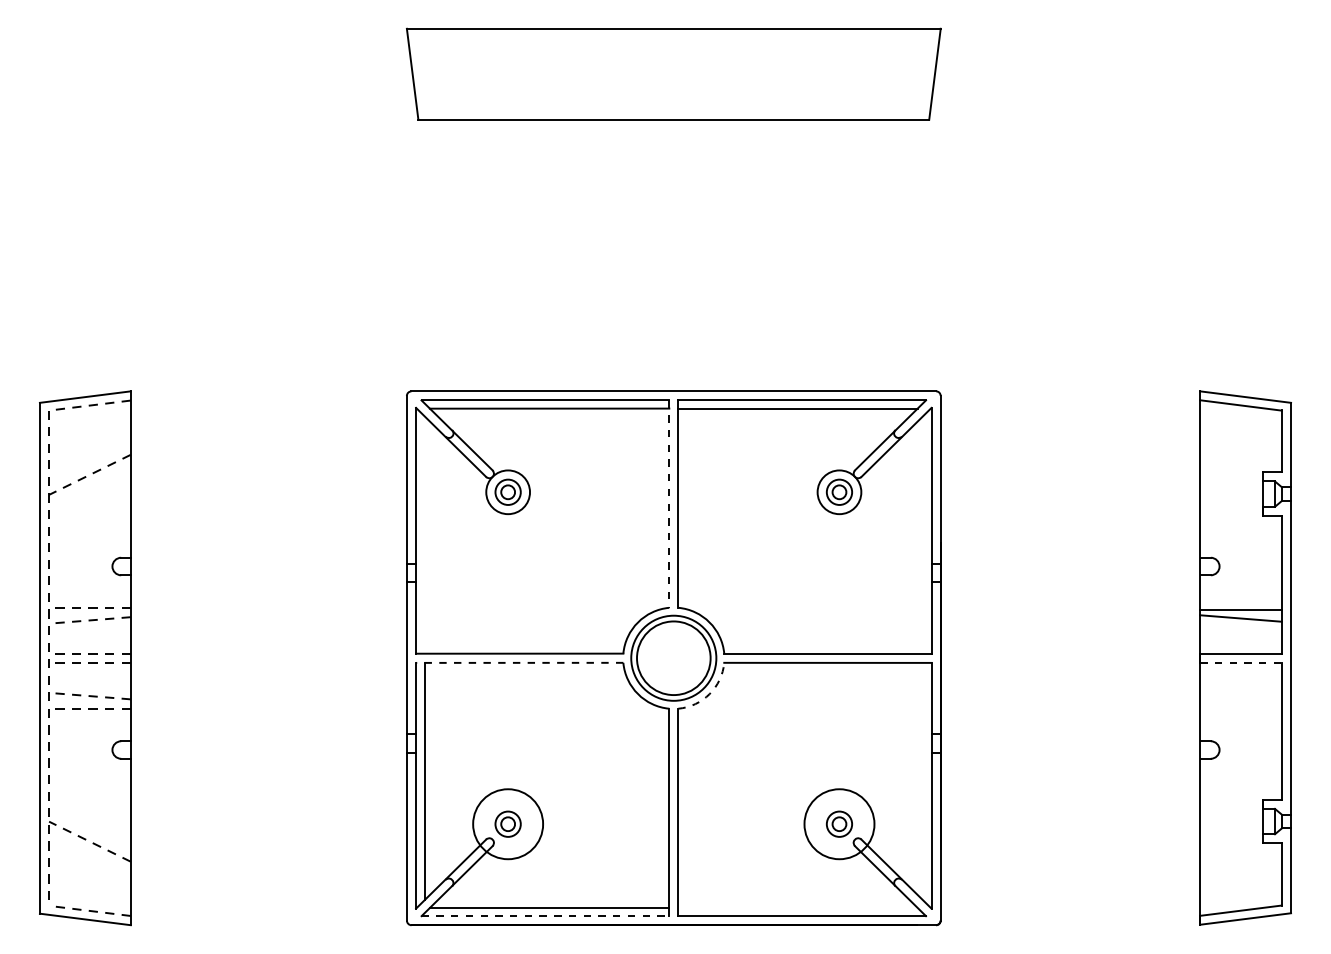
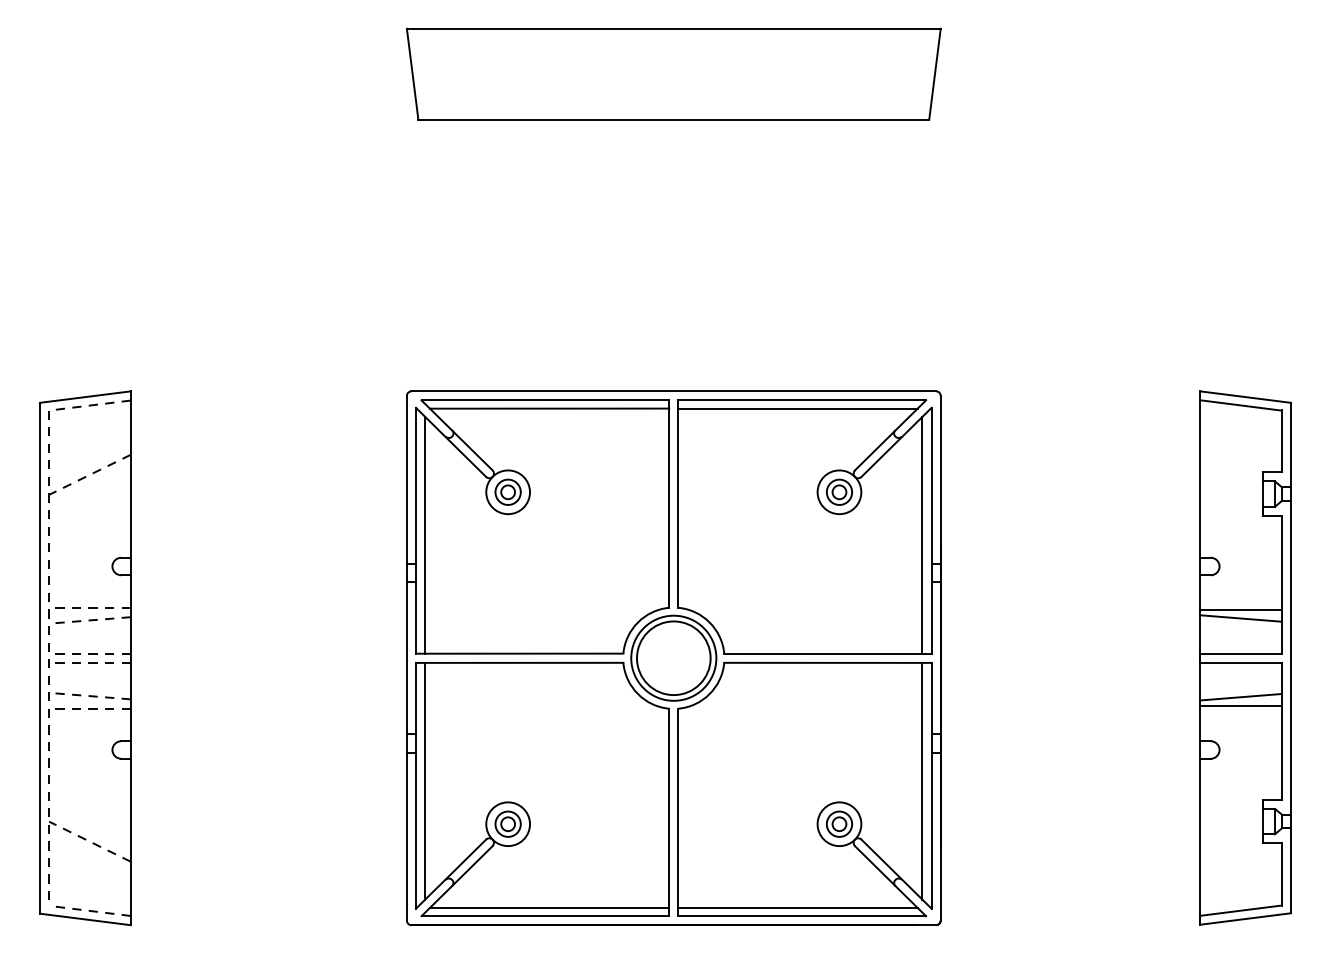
line: dashed -> solid (669, 504)
line: none -> present (425, 534)
line: none -> present (922, 534)
line: dashed -> solid (519, 662)
line: dashed -> solid (1241, 662)
arc: dashed -> solid (709, 694)
line: none -> present (1240, 696)
line: none -> present (1240, 705)
line: none -> present (922, 780)
circle diameter: 70 px -> 44 px (508, 824)
circle diameter: 70 px -> 44 px (839, 824)
line: none -> present (797, 907)
line: dashed -> solid (545, 916)
